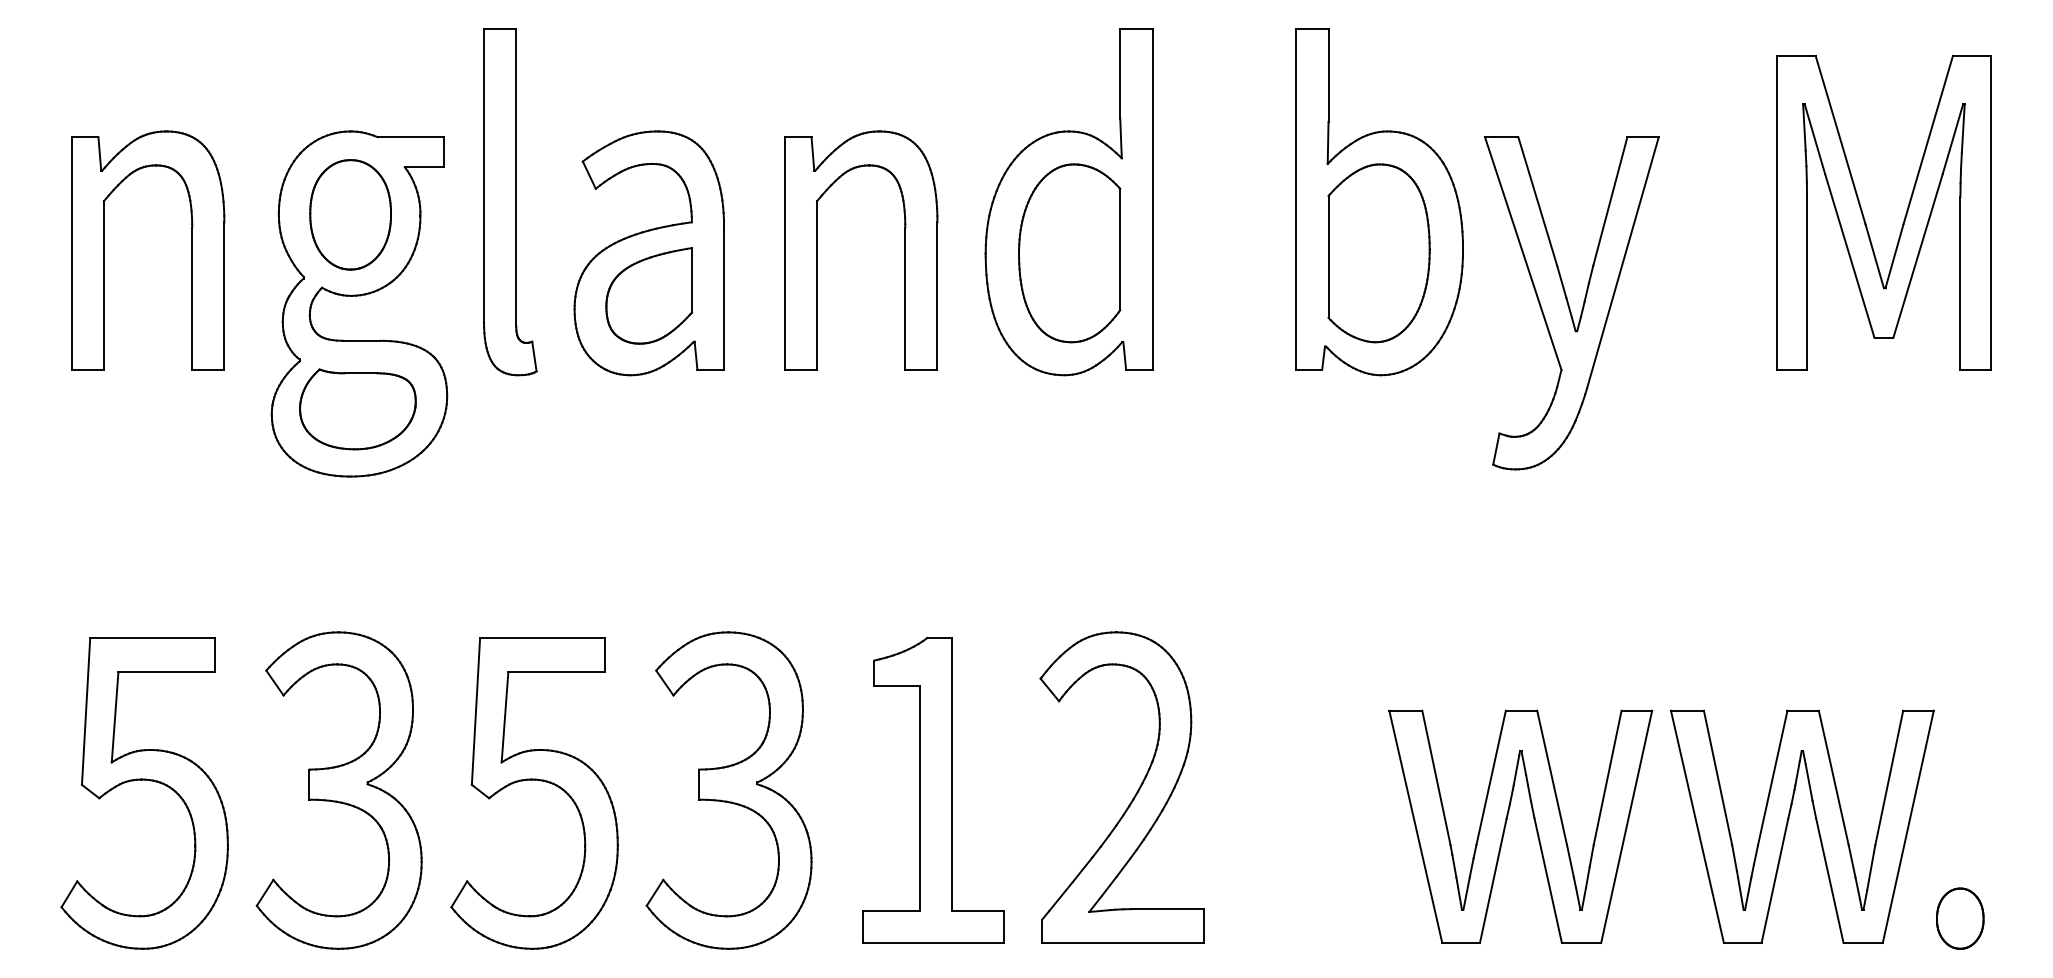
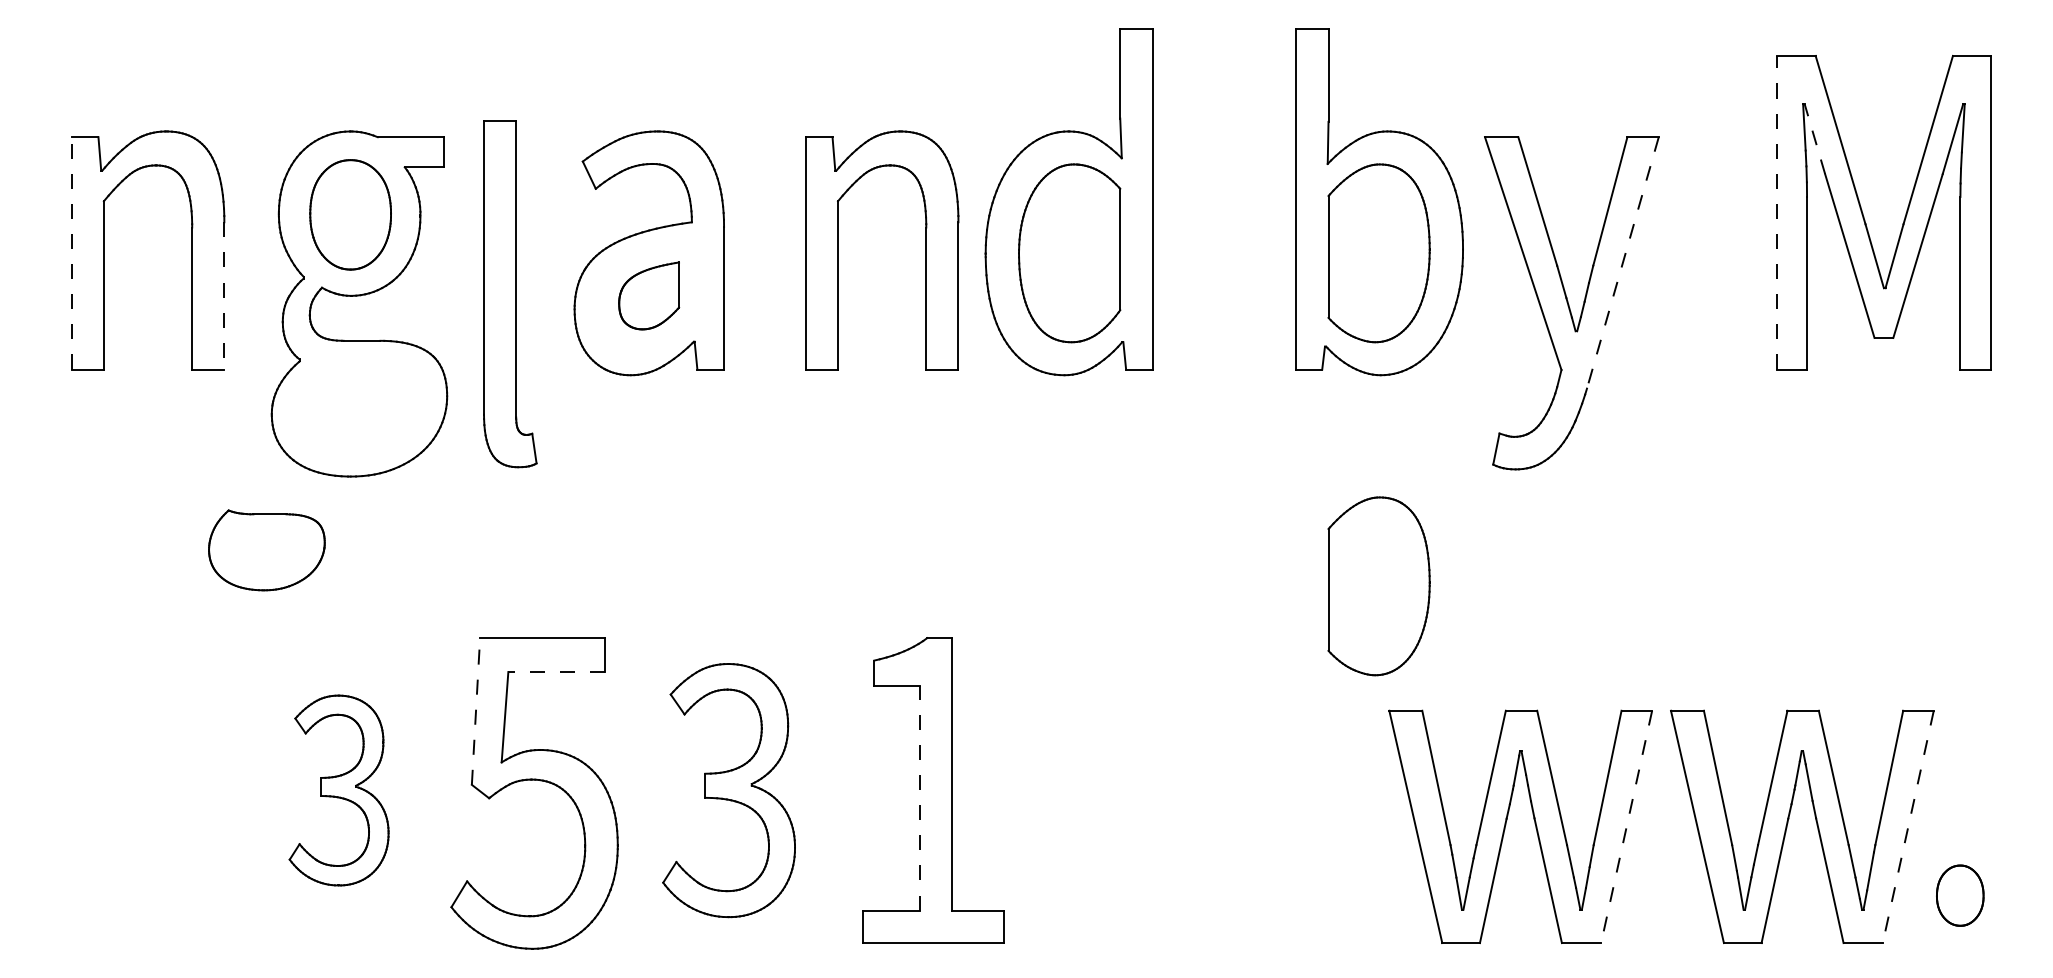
line: solid -> dashed (1814, 138)
part position: (510, 202) -> (510, 294) (510, 294)
line: solid -> dashed (1776, 212)
part position: (904, 250) -> (925, 250) (925, 250)
line: solid -> dashed (71, 252)
line: solid -> dashed (1622, 262)
line: solid -> dashed (224, 295)
part size: 88x98 px -> 63x70 px (649, 295)
part position: (357, 409) -> (266, 550) (266, 550)
part: none -> present (1378, 586)
line: solid -> dashed (556, 672)
line: solid -> dashed (476, 710)
part: present -> none (144, 780)
part size: 168x319 px -> 102x193 px (338, 790)
part size: 168x319 px -> 134x256 px (728, 790)
part: present -> none (1135, 793)
line: solid -> dashed (919, 797)
line: solid -> dashed (1626, 826)
line: solid -> dashed (1908, 826)
part position: (1960, 918) -> (1960, 895) (1960, 895)
